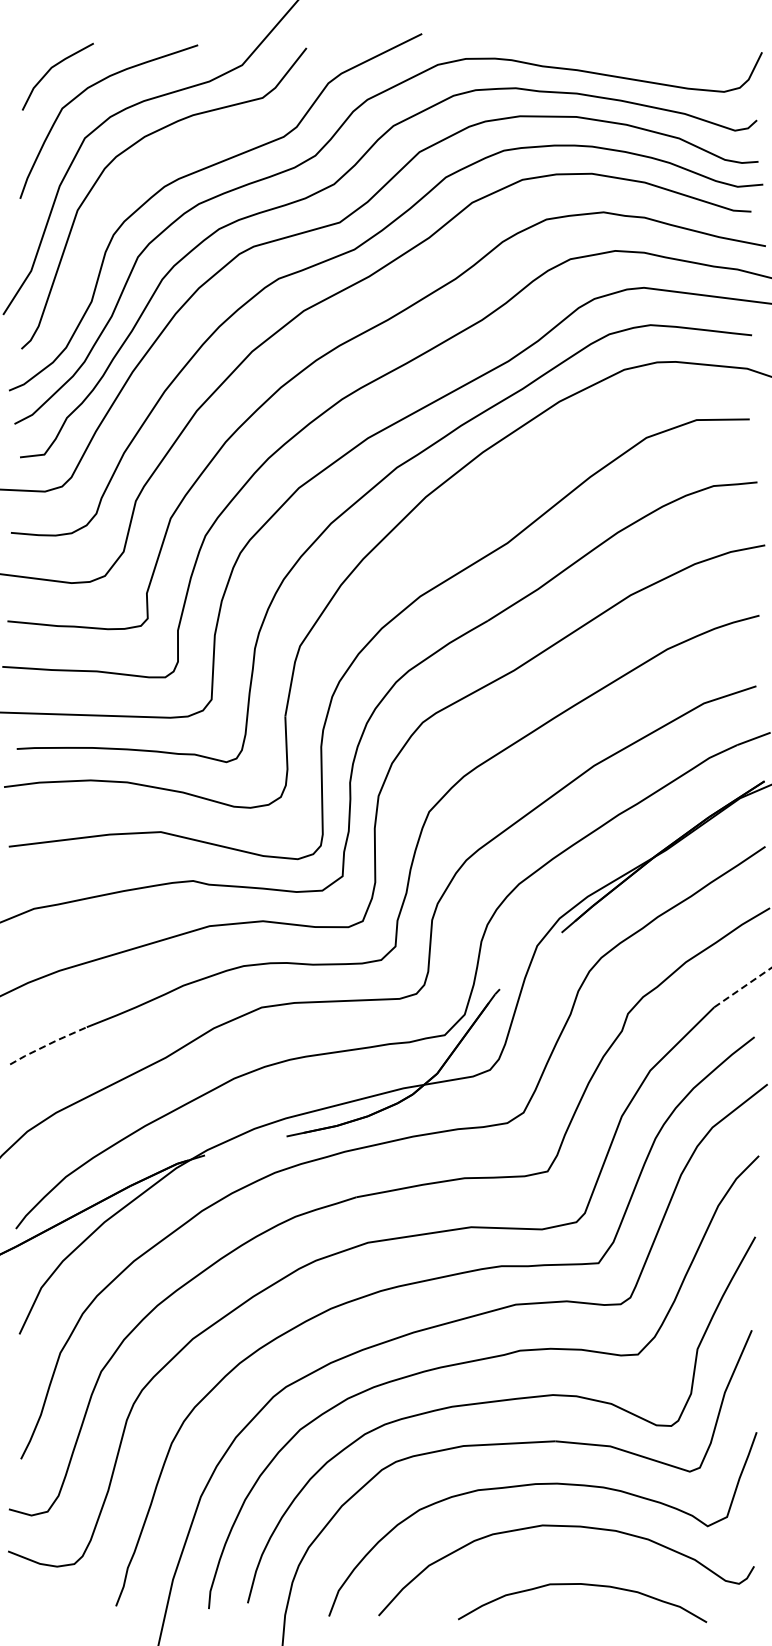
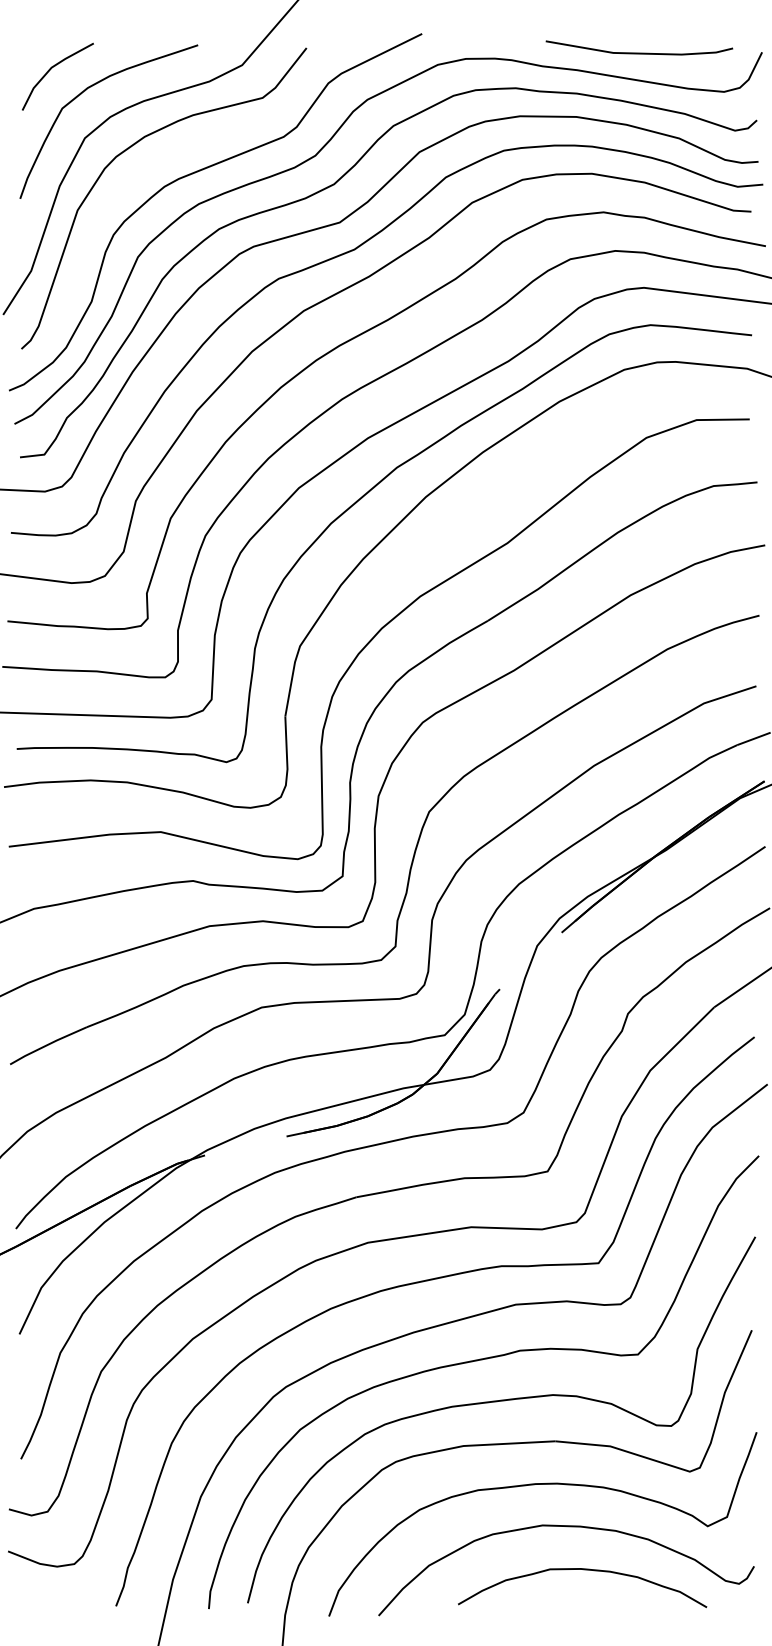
line: none -> present (639, 52)
line: dashed -> solid (742, 987)
line: dashed -> solid (47, 1044)
curve position: (583, 1585) -> (583, 1570) (583, 1570)
